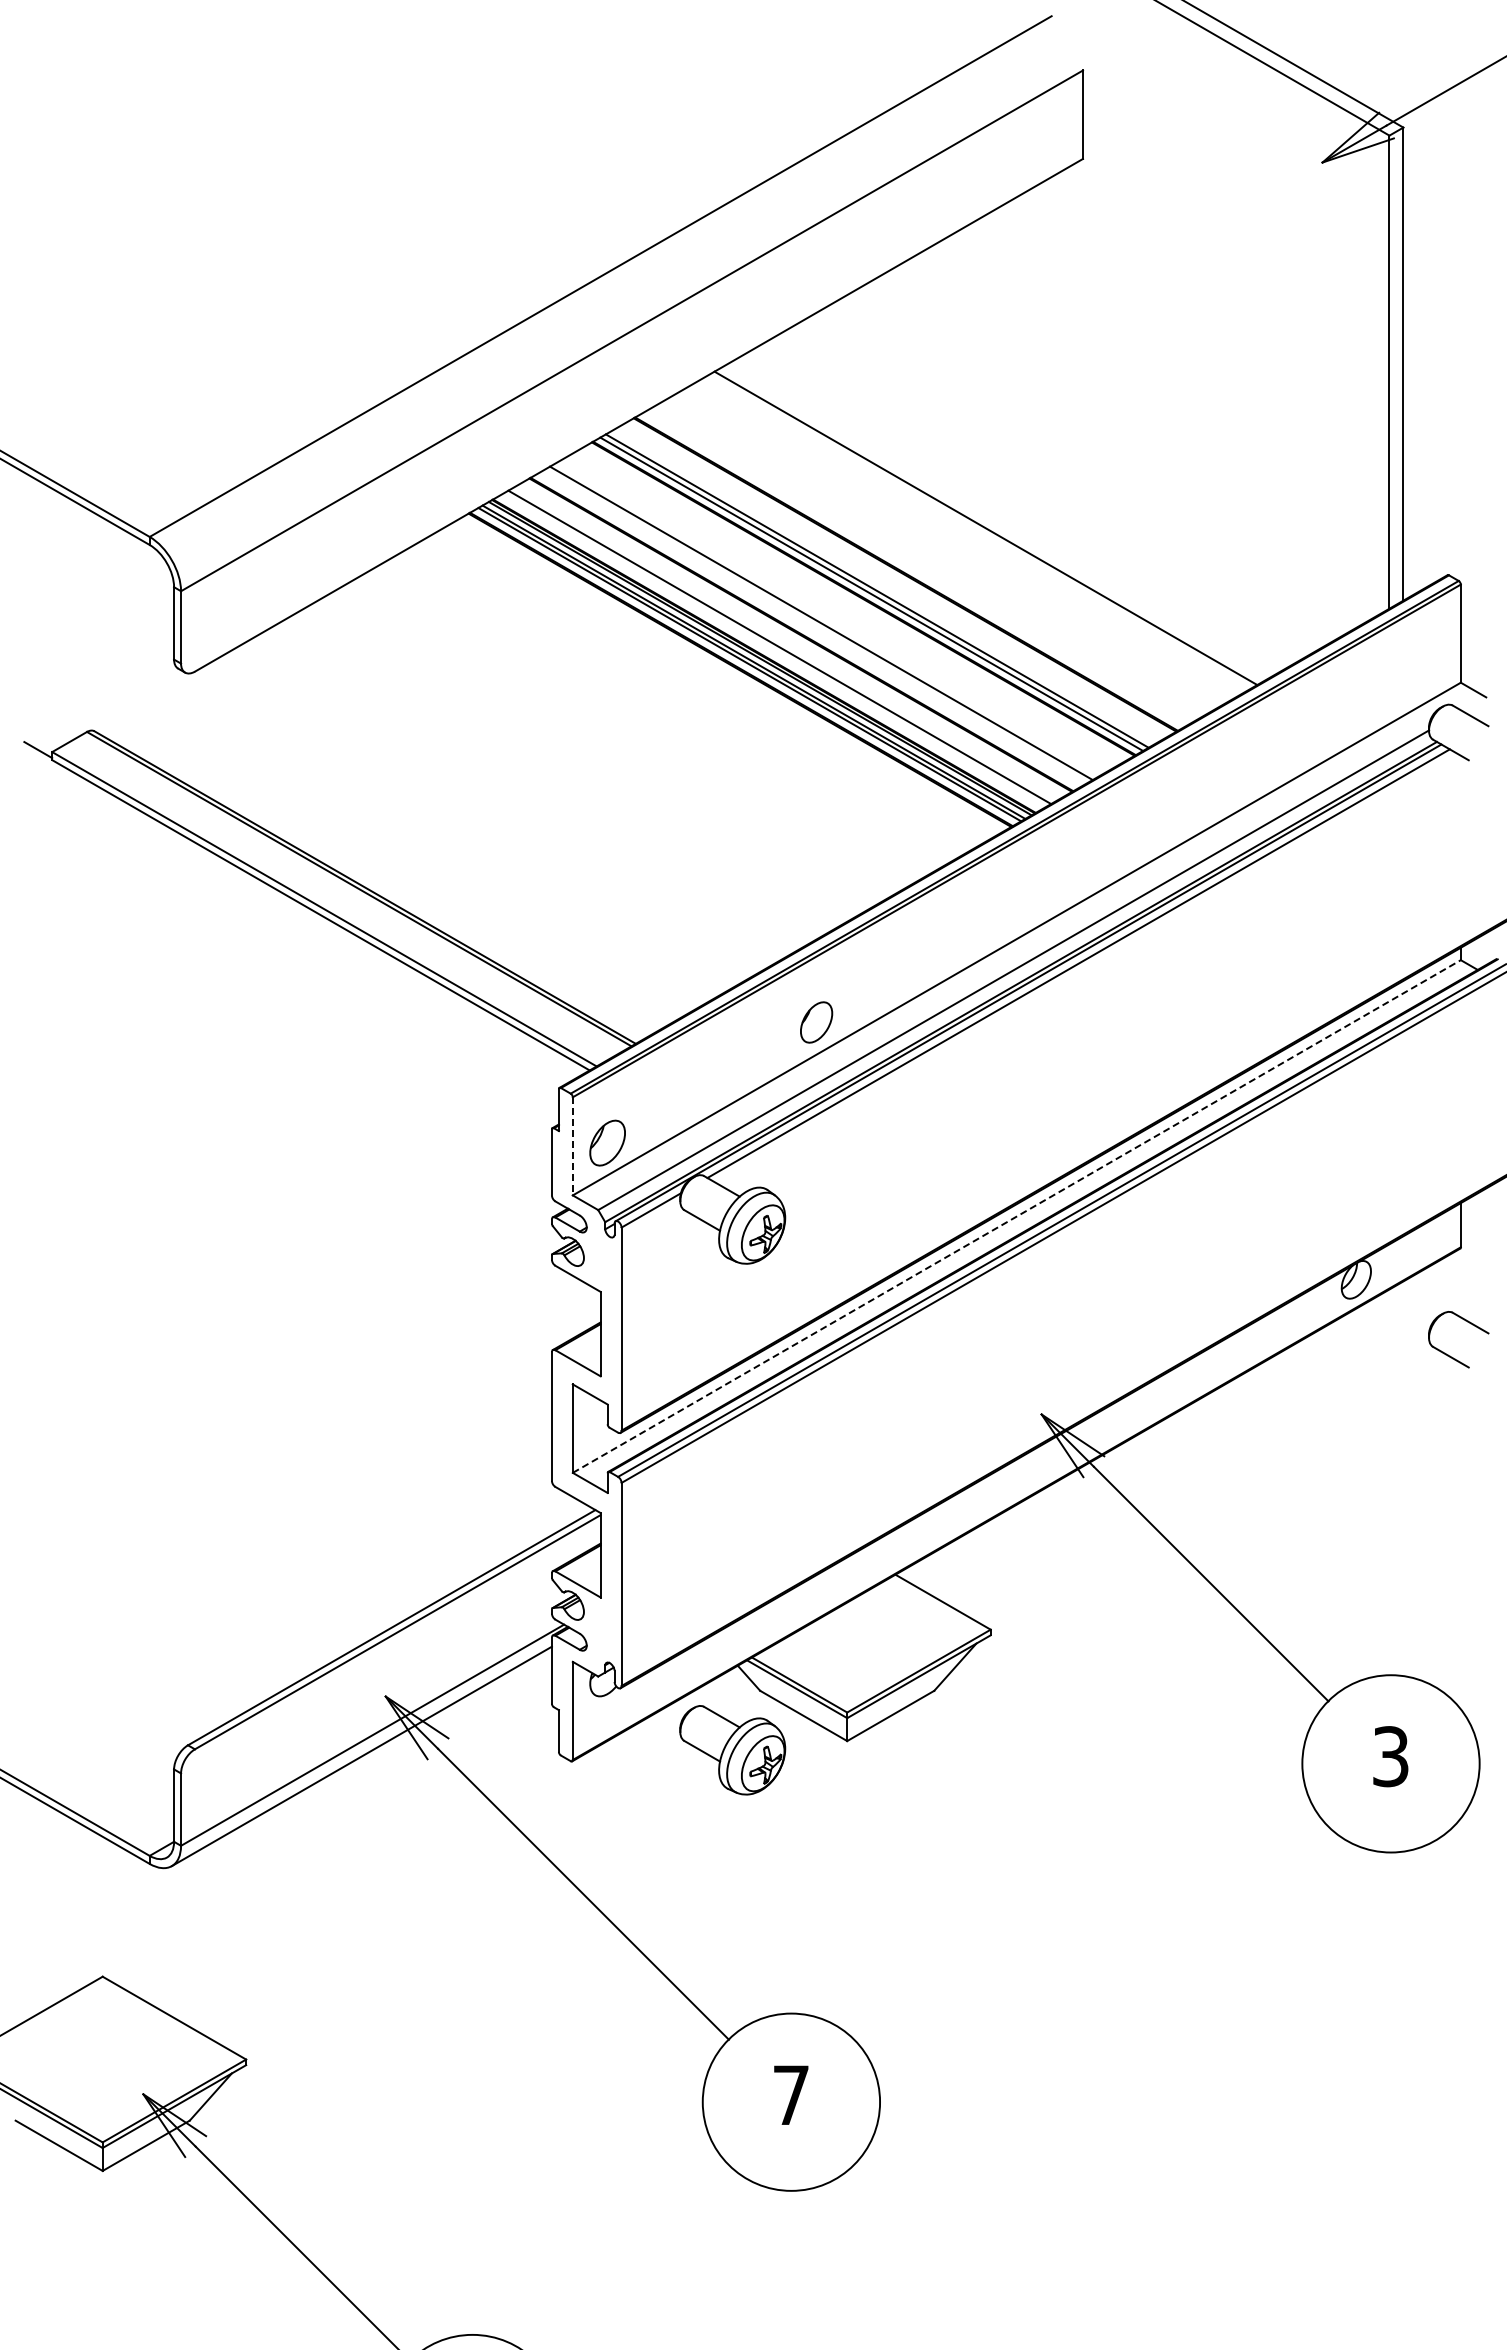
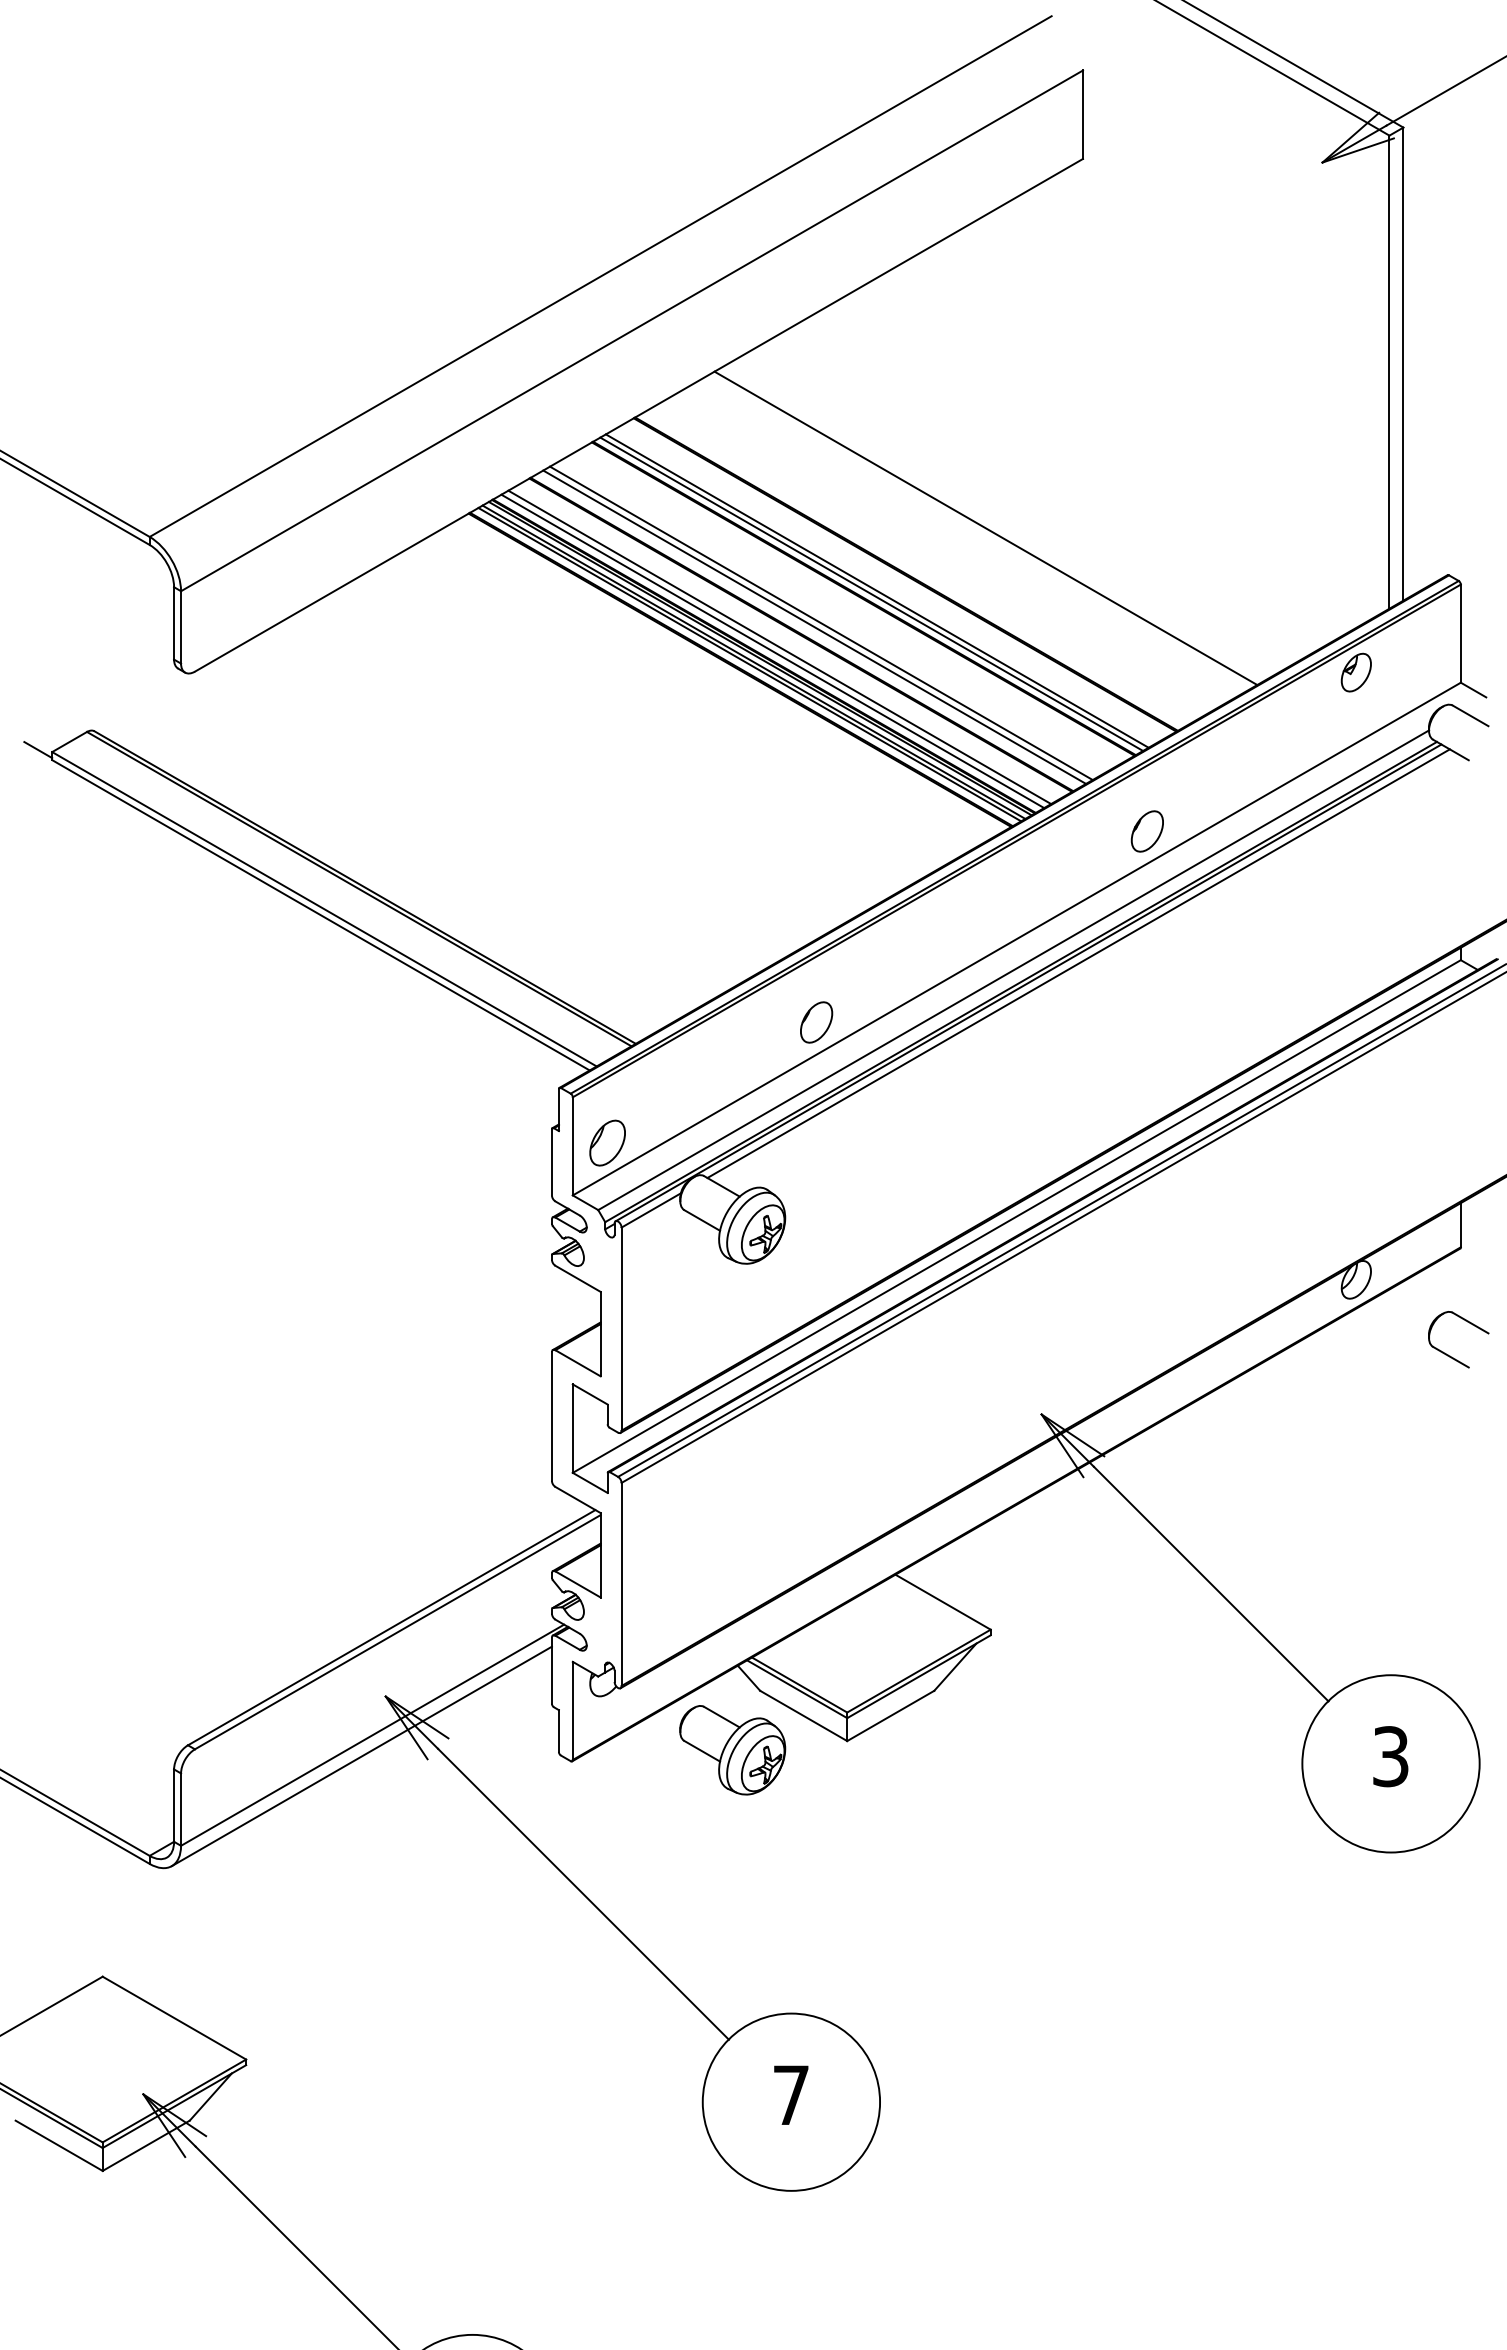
line: none -> present (814, 626)
line: none -> present (772, 651)
part: none -> present (1355, 672)
part: none -> present (1146, 831)
line: dashed -> solid (572, 1146)
line: dashed -> solid (1016, 1216)
